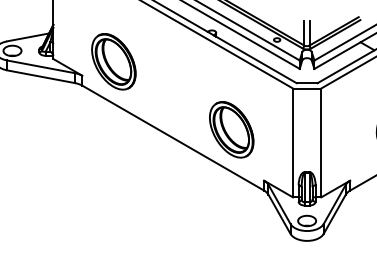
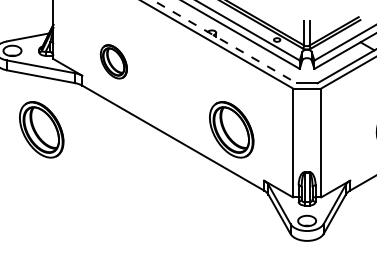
line: solid -> dashed (225, 41)
part size: 46x58 px -> 29x36 px (113, 61)
part: none -> present (41, 129)
